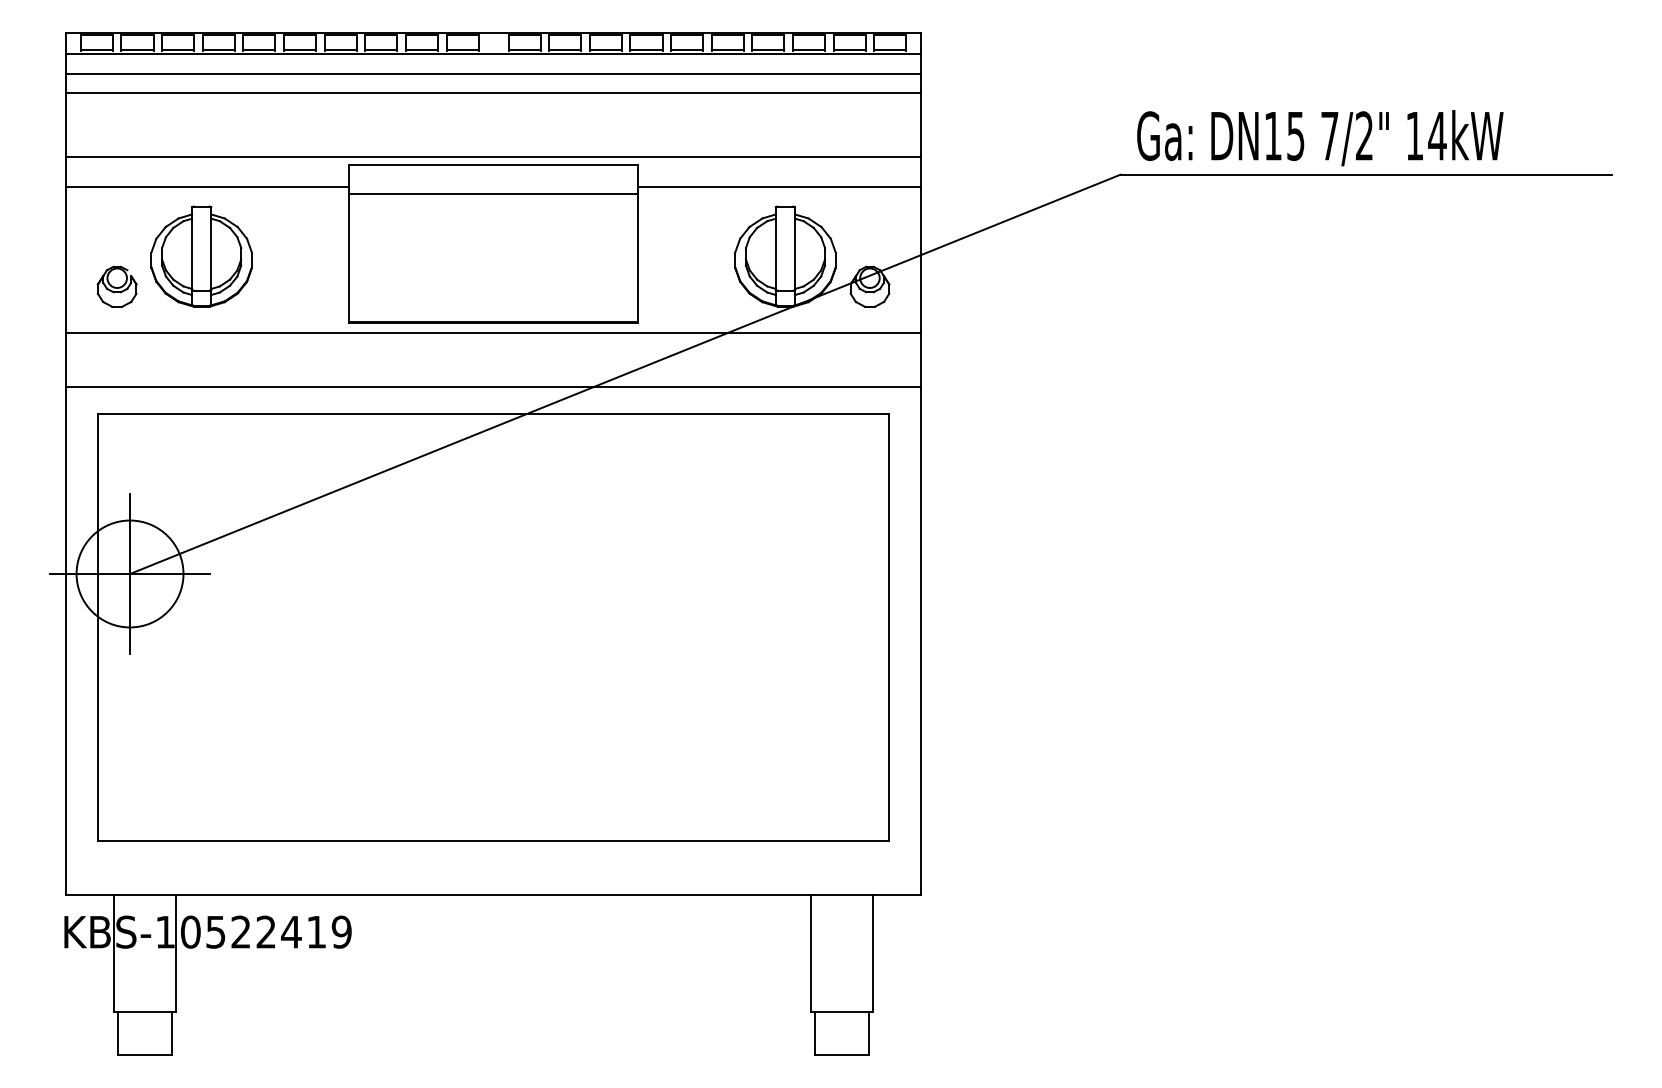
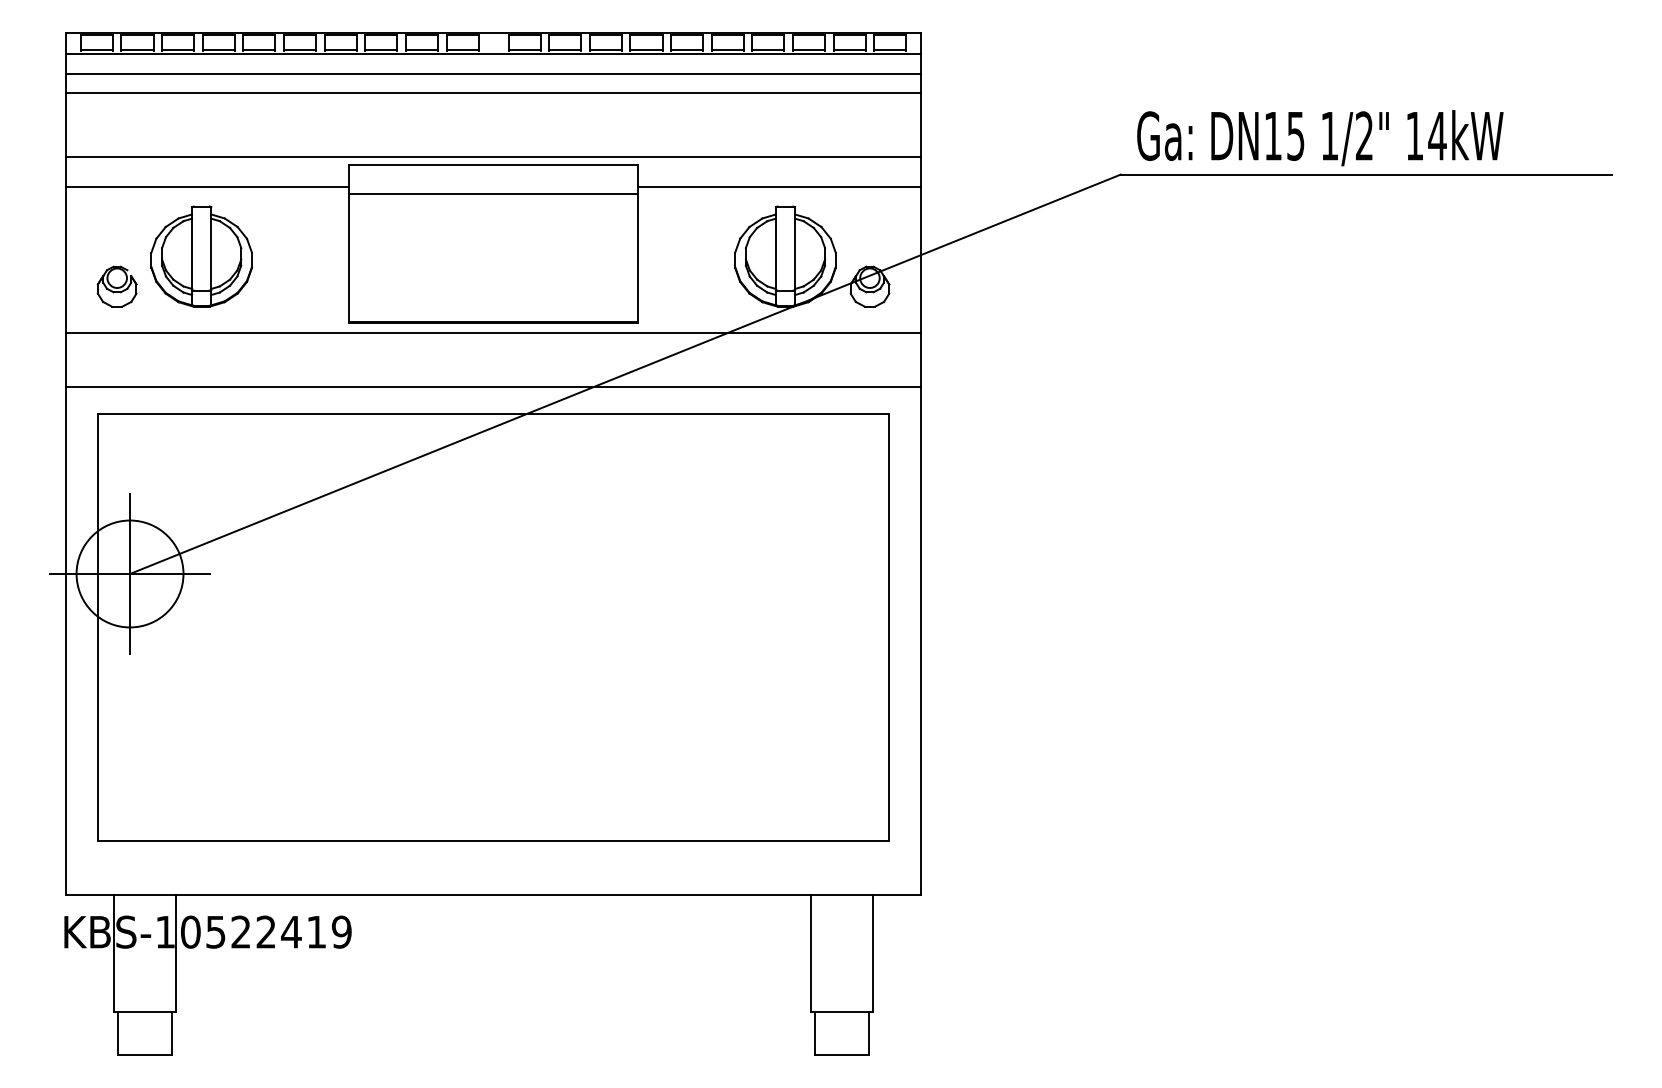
text: 7/2" -> 1/2" (1329, 136)
